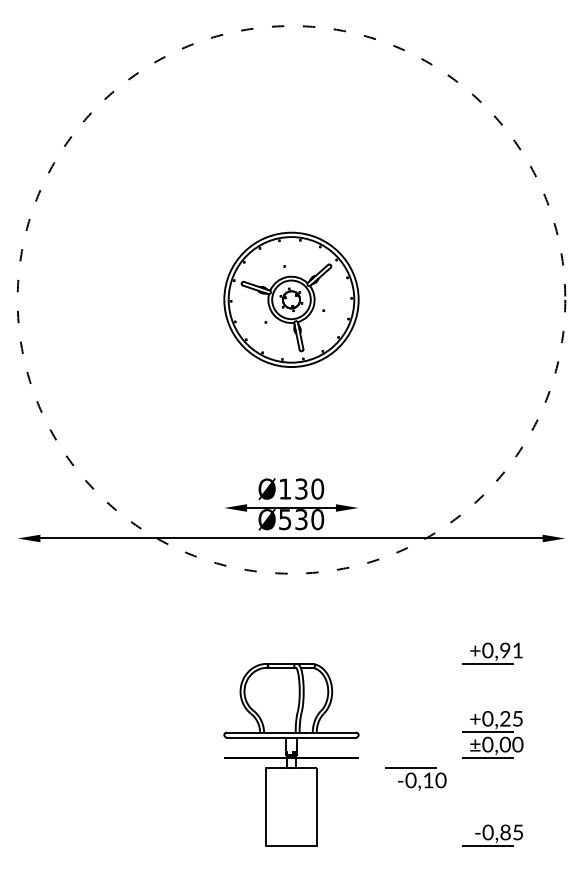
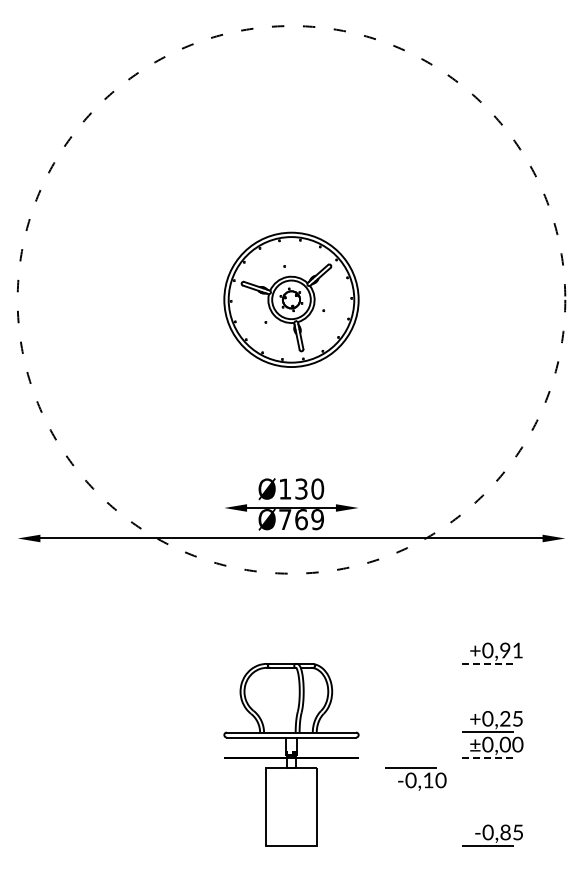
text: Ø530 -> Ø769 (301, 519)
line: solid -> dashed (487, 663)
line: solid -> dashed (487, 758)
